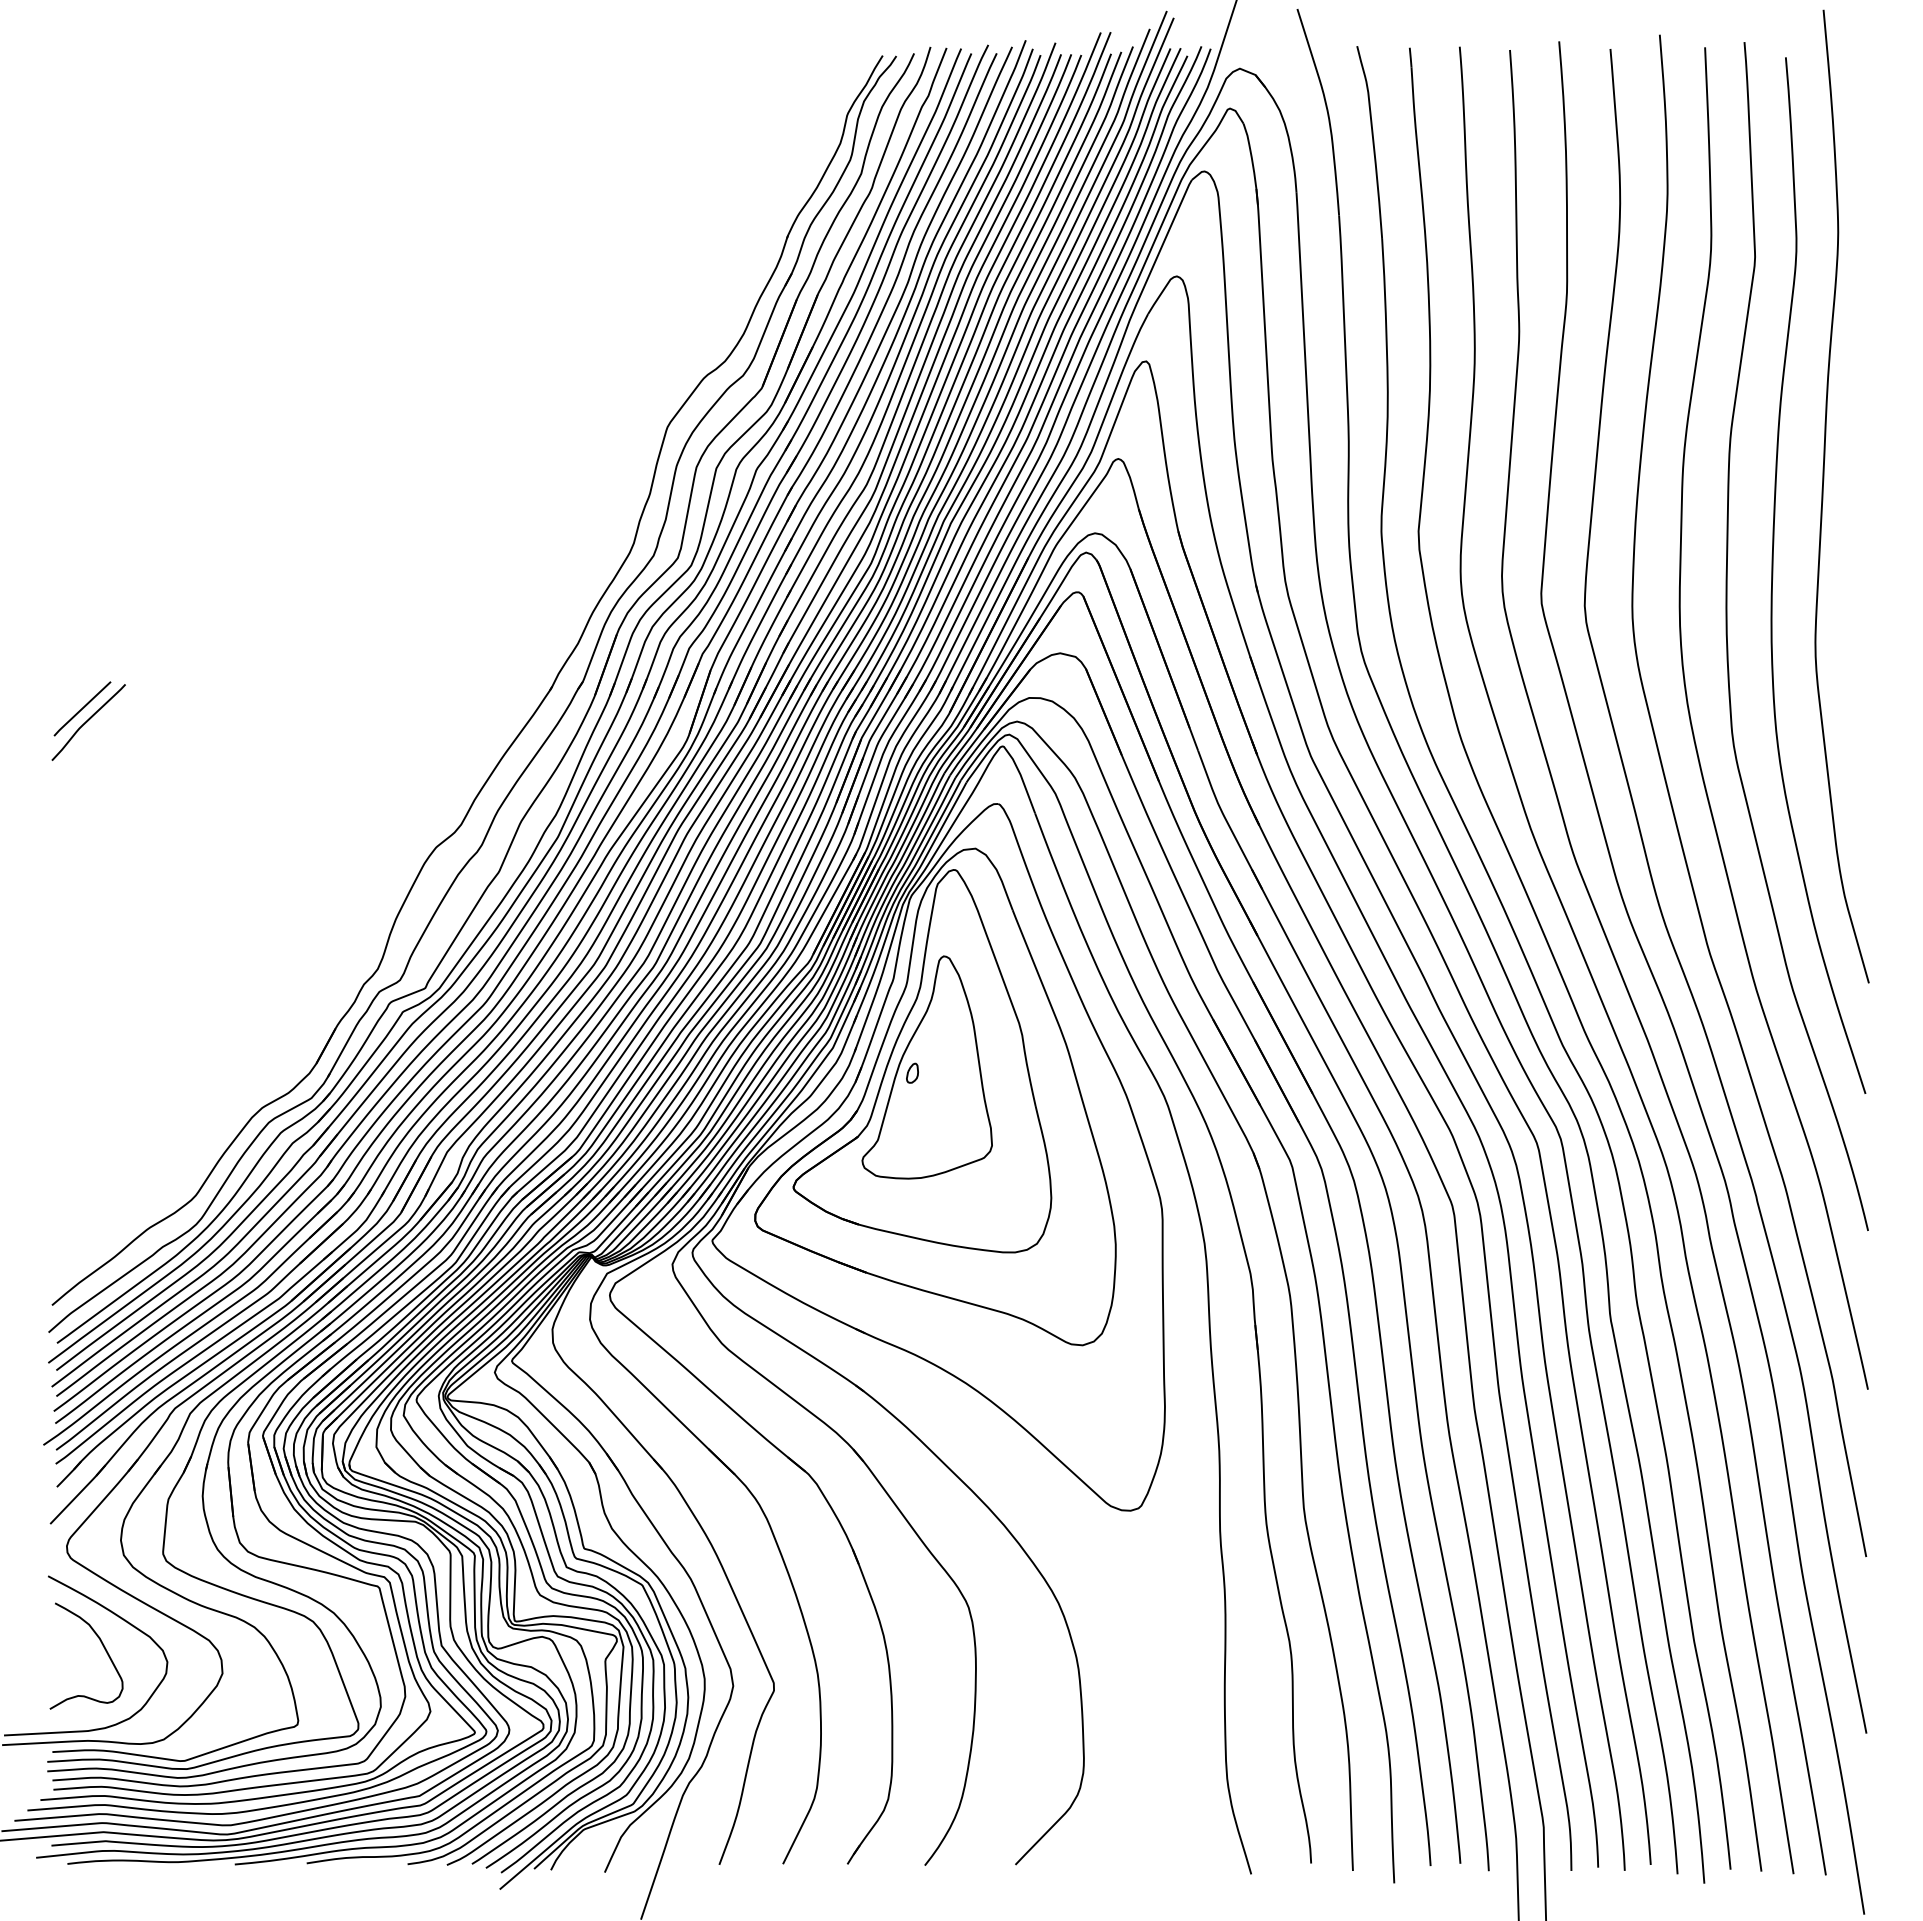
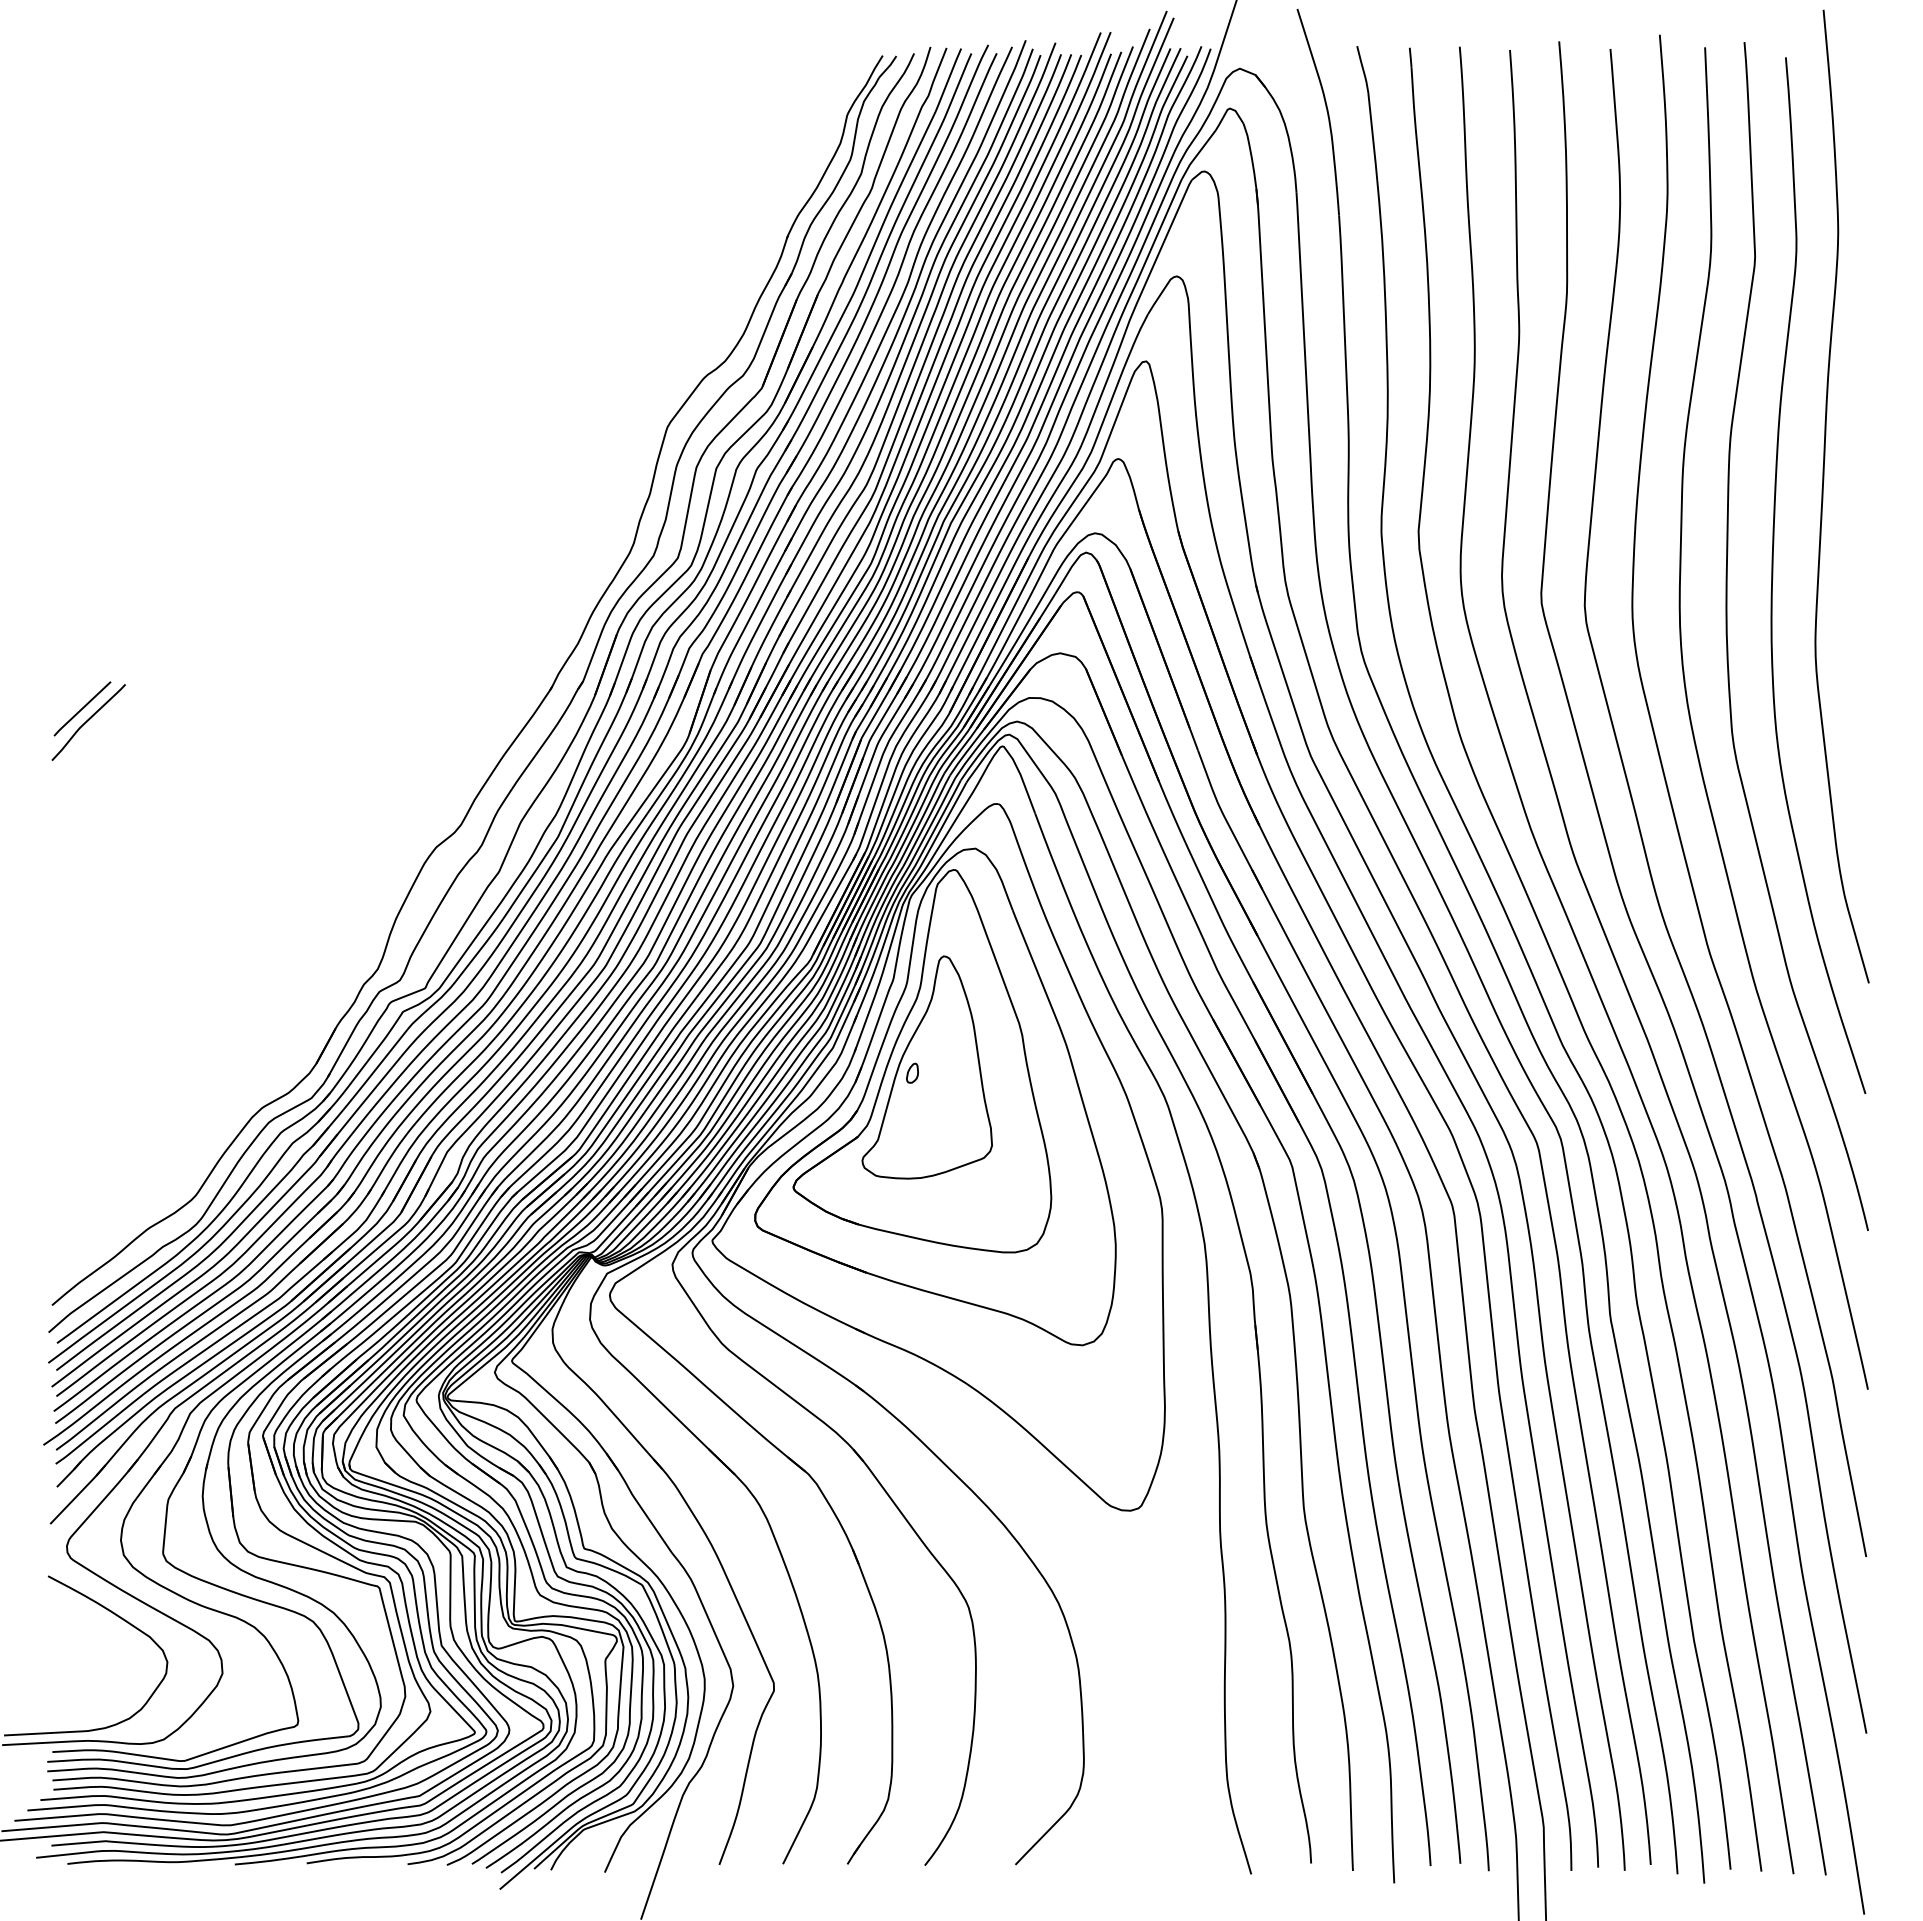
curve: present -> none (101, 1644)
